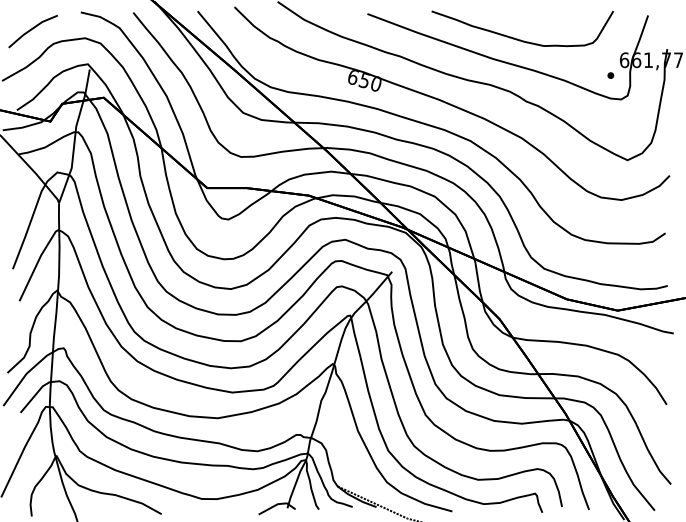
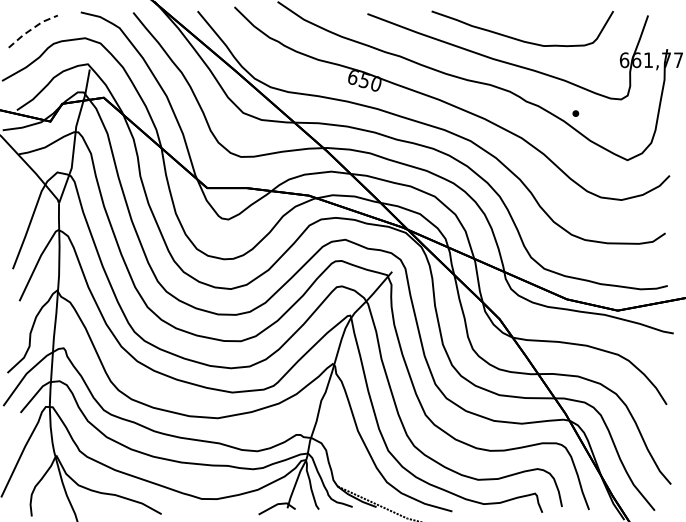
line: solid -> dashed (31, 29)
part position: (610, 75) -> (575, 113) (575, 113)
